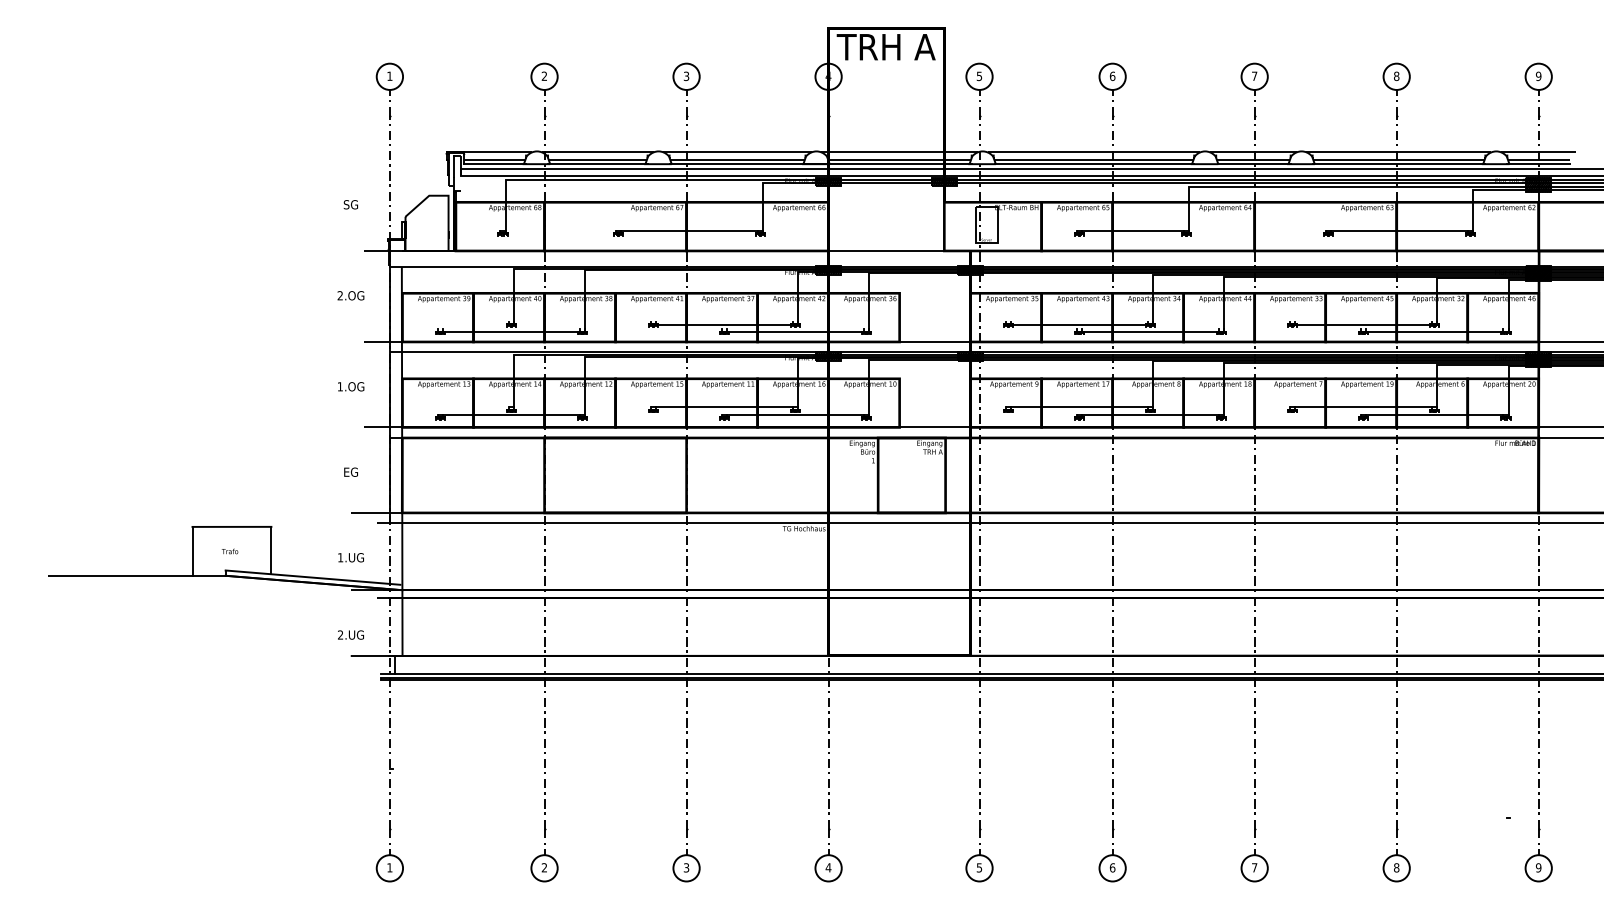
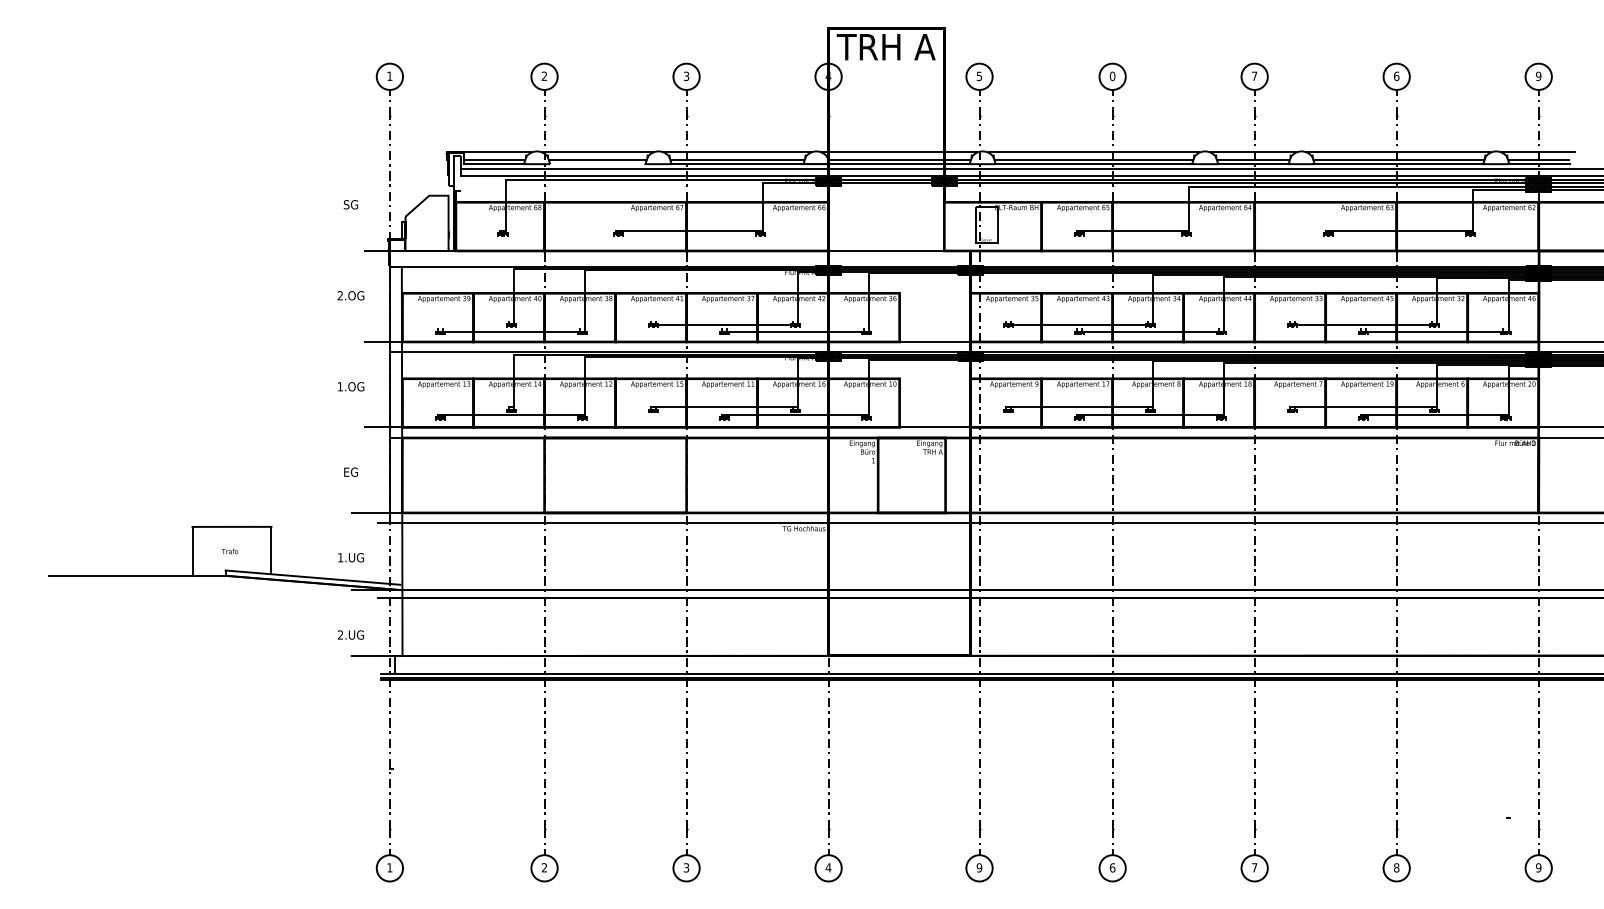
text: 6 -> 0 (1112, 75)
text: 8 -> 6 (1396, 75)
line: present -> none (597, 164)
text: 5 -> 9 (979, 867)
